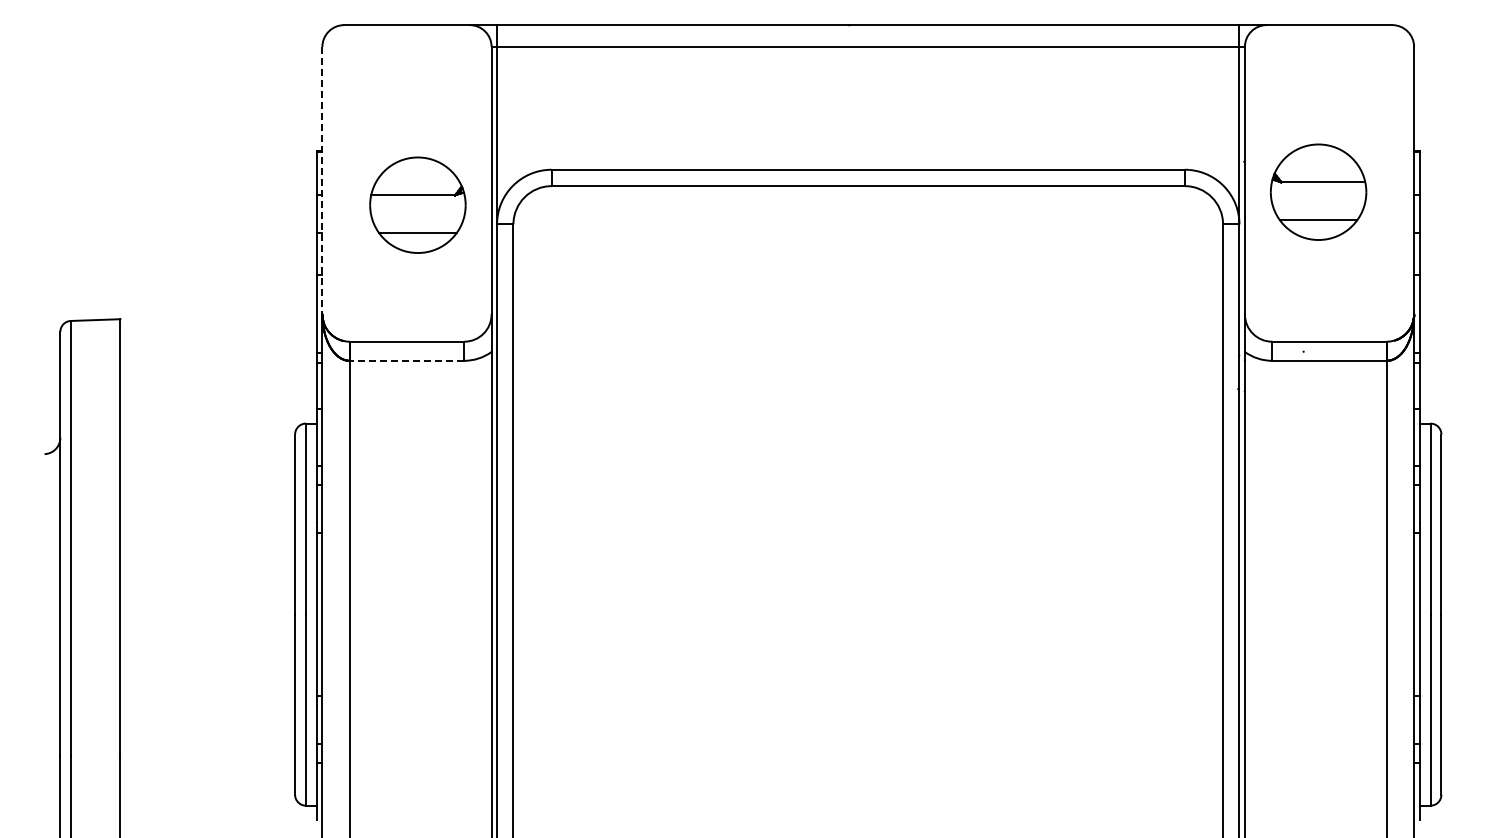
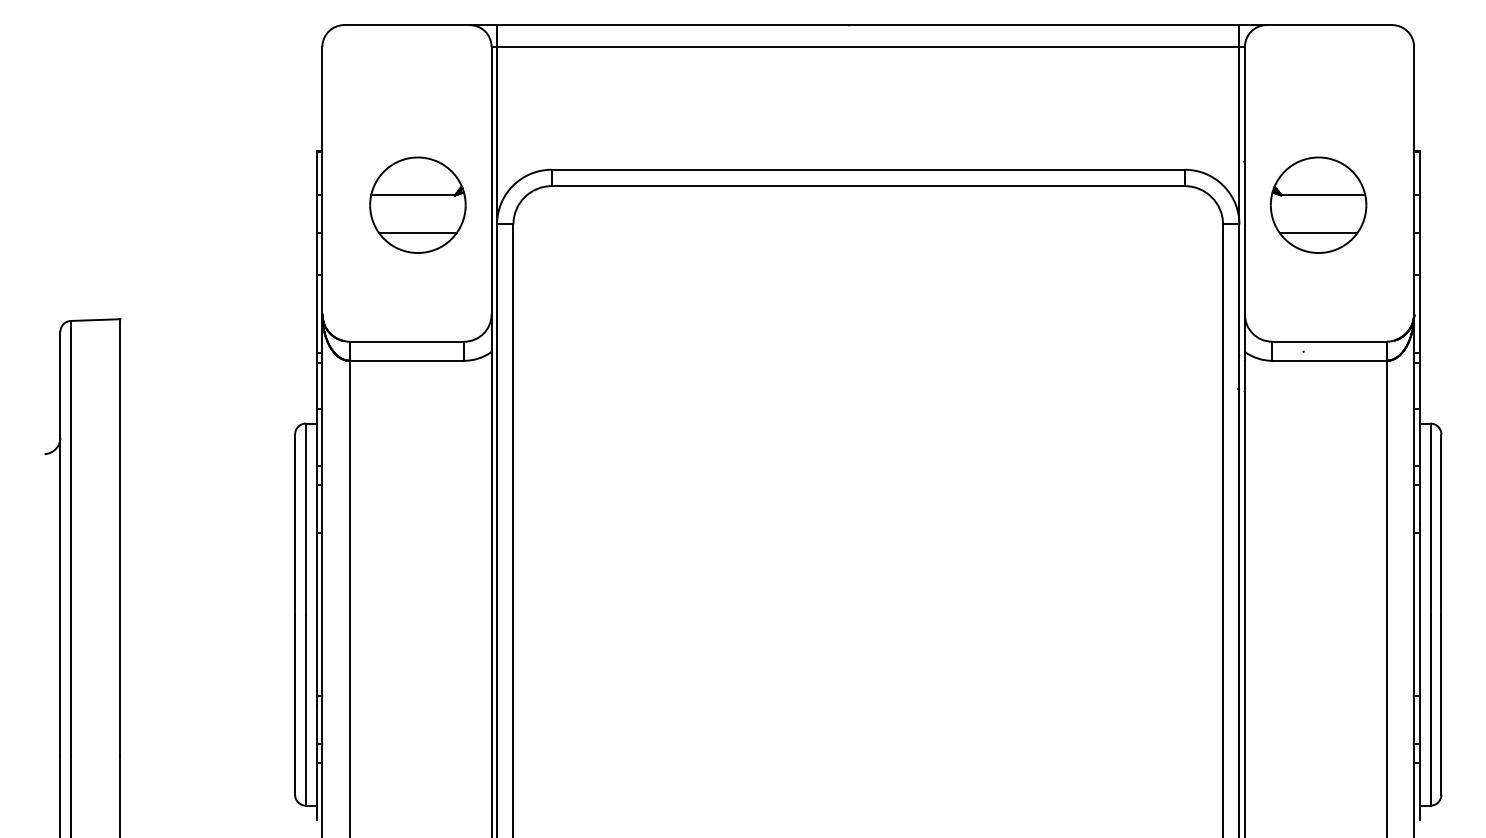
line: dashed -> solid (322, 180)
part position: (1318, 191) -> (1318, 204) (1318, 204)
line: dashed -> solid (406, 360)
